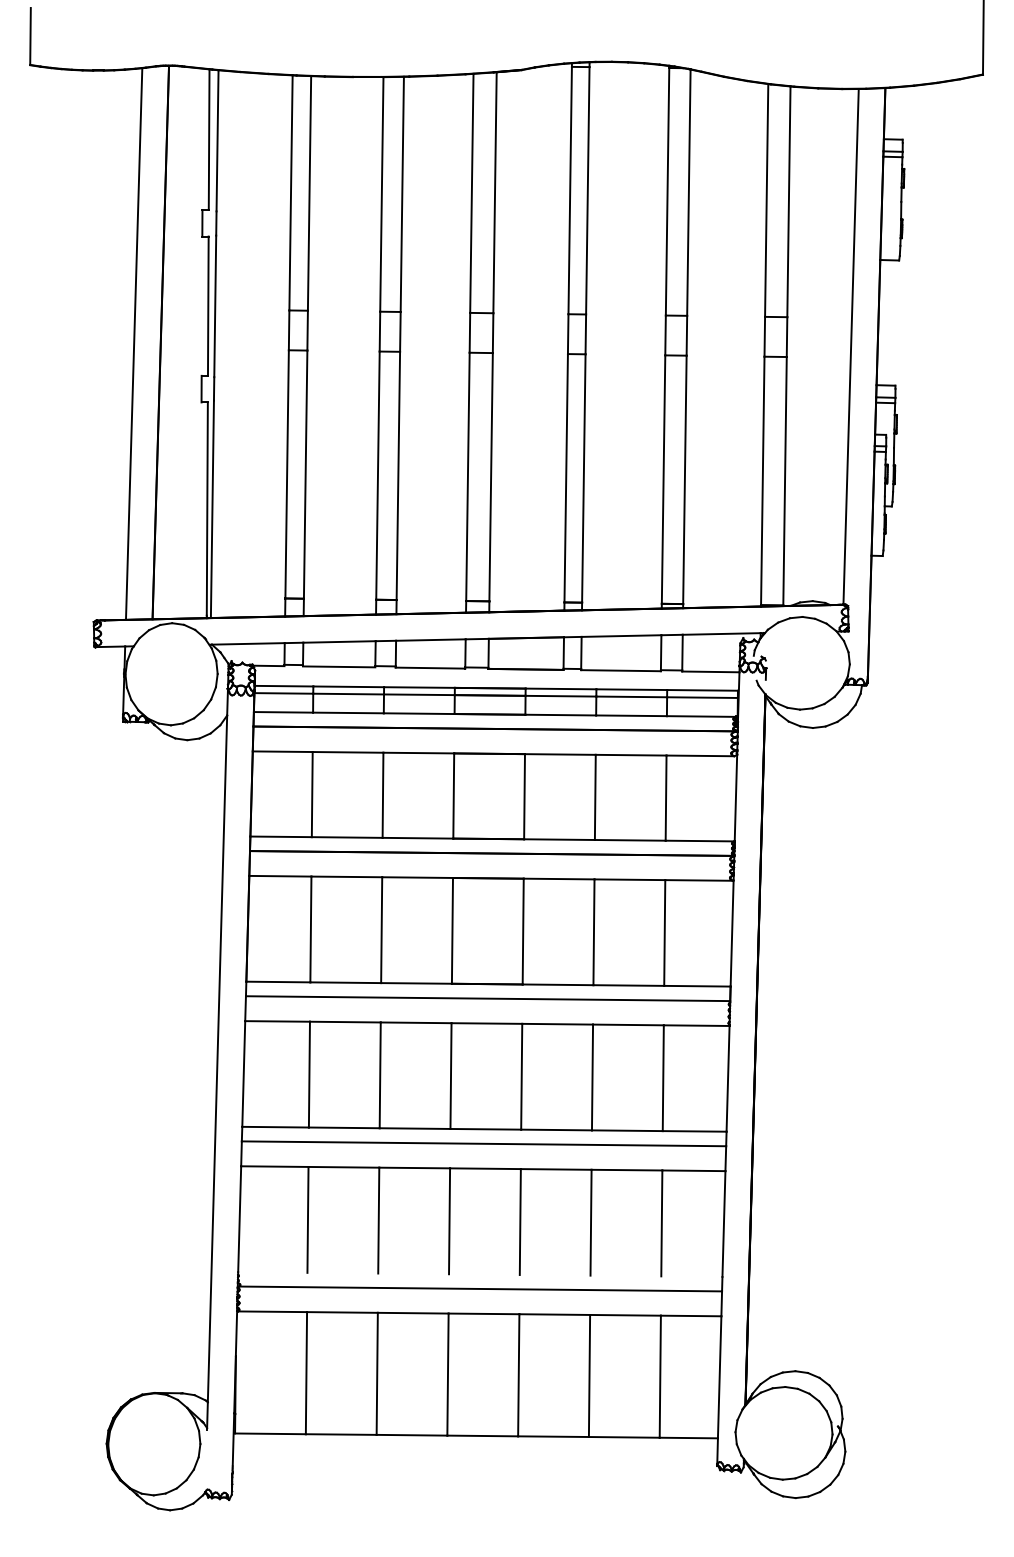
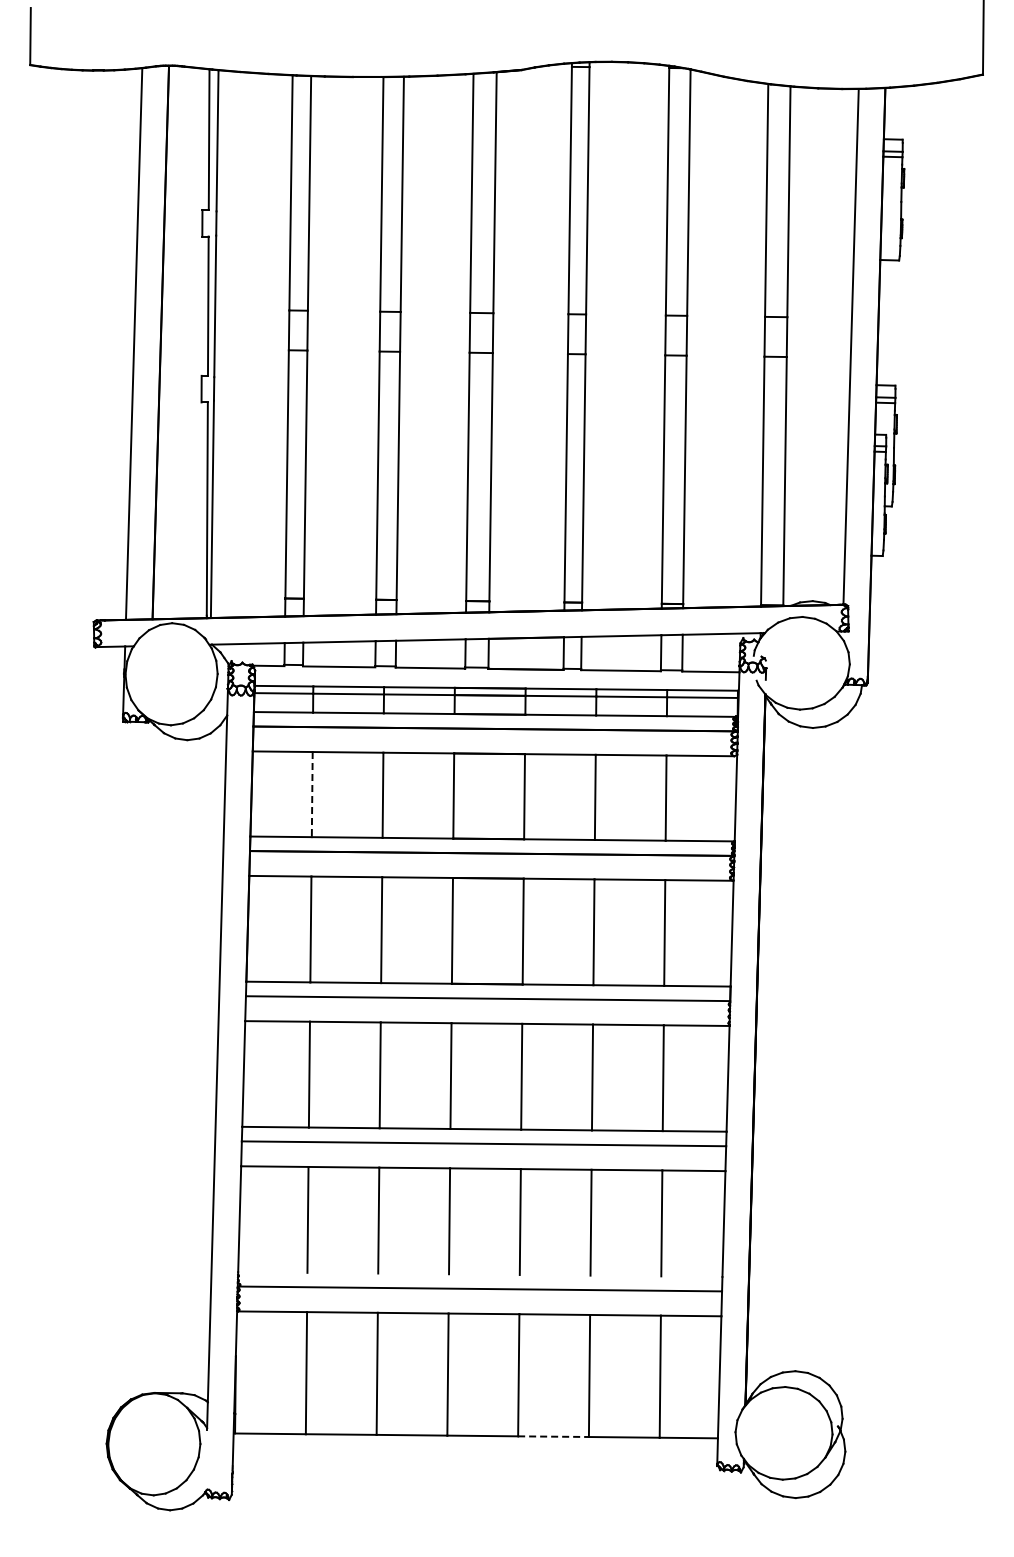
line: solid -> dashed (312, 794)
line: solid -> dashed (554, 1436)
